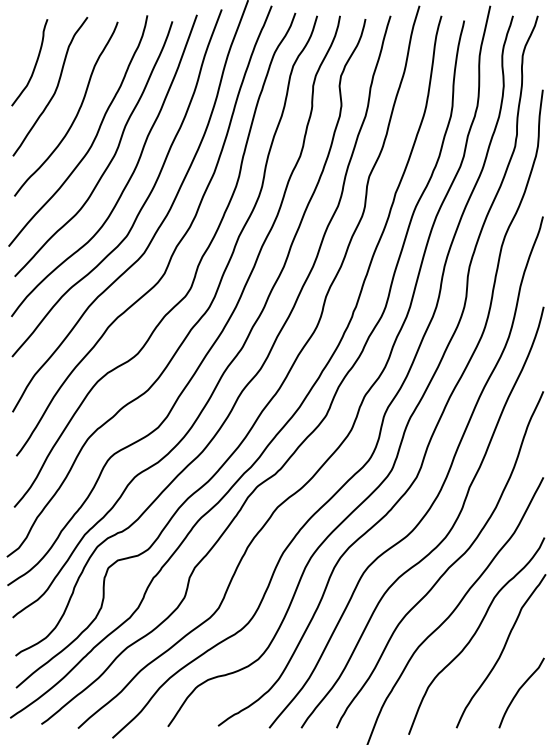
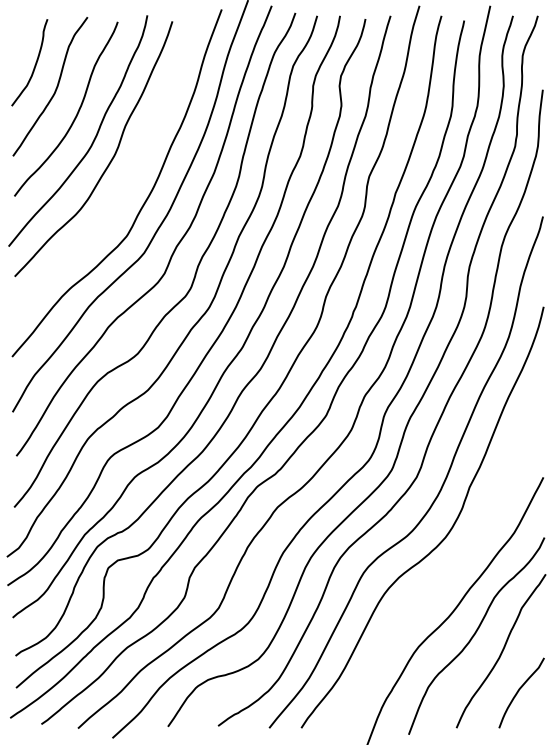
curve: present -> none (129, 177)
curve: present -> none (448, 567)
